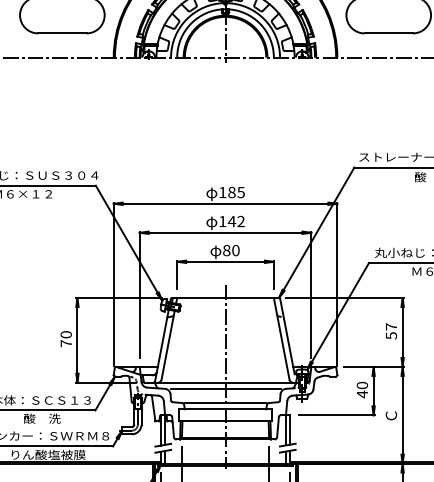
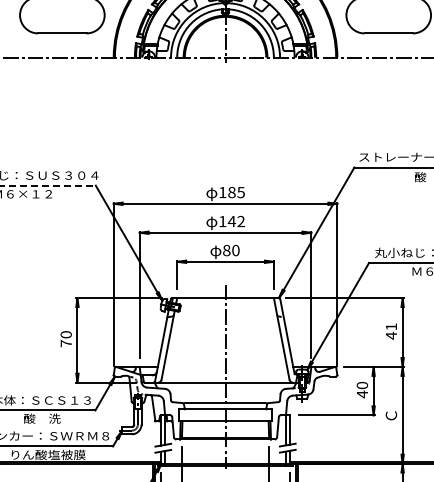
line: solid -> dashed (47, 185)
text: 57 -> 41 (391, 331)
line: present -> none (225, 388)
